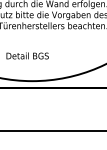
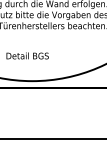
line position: (52, 131) -> (52, 139) (52, 139)
